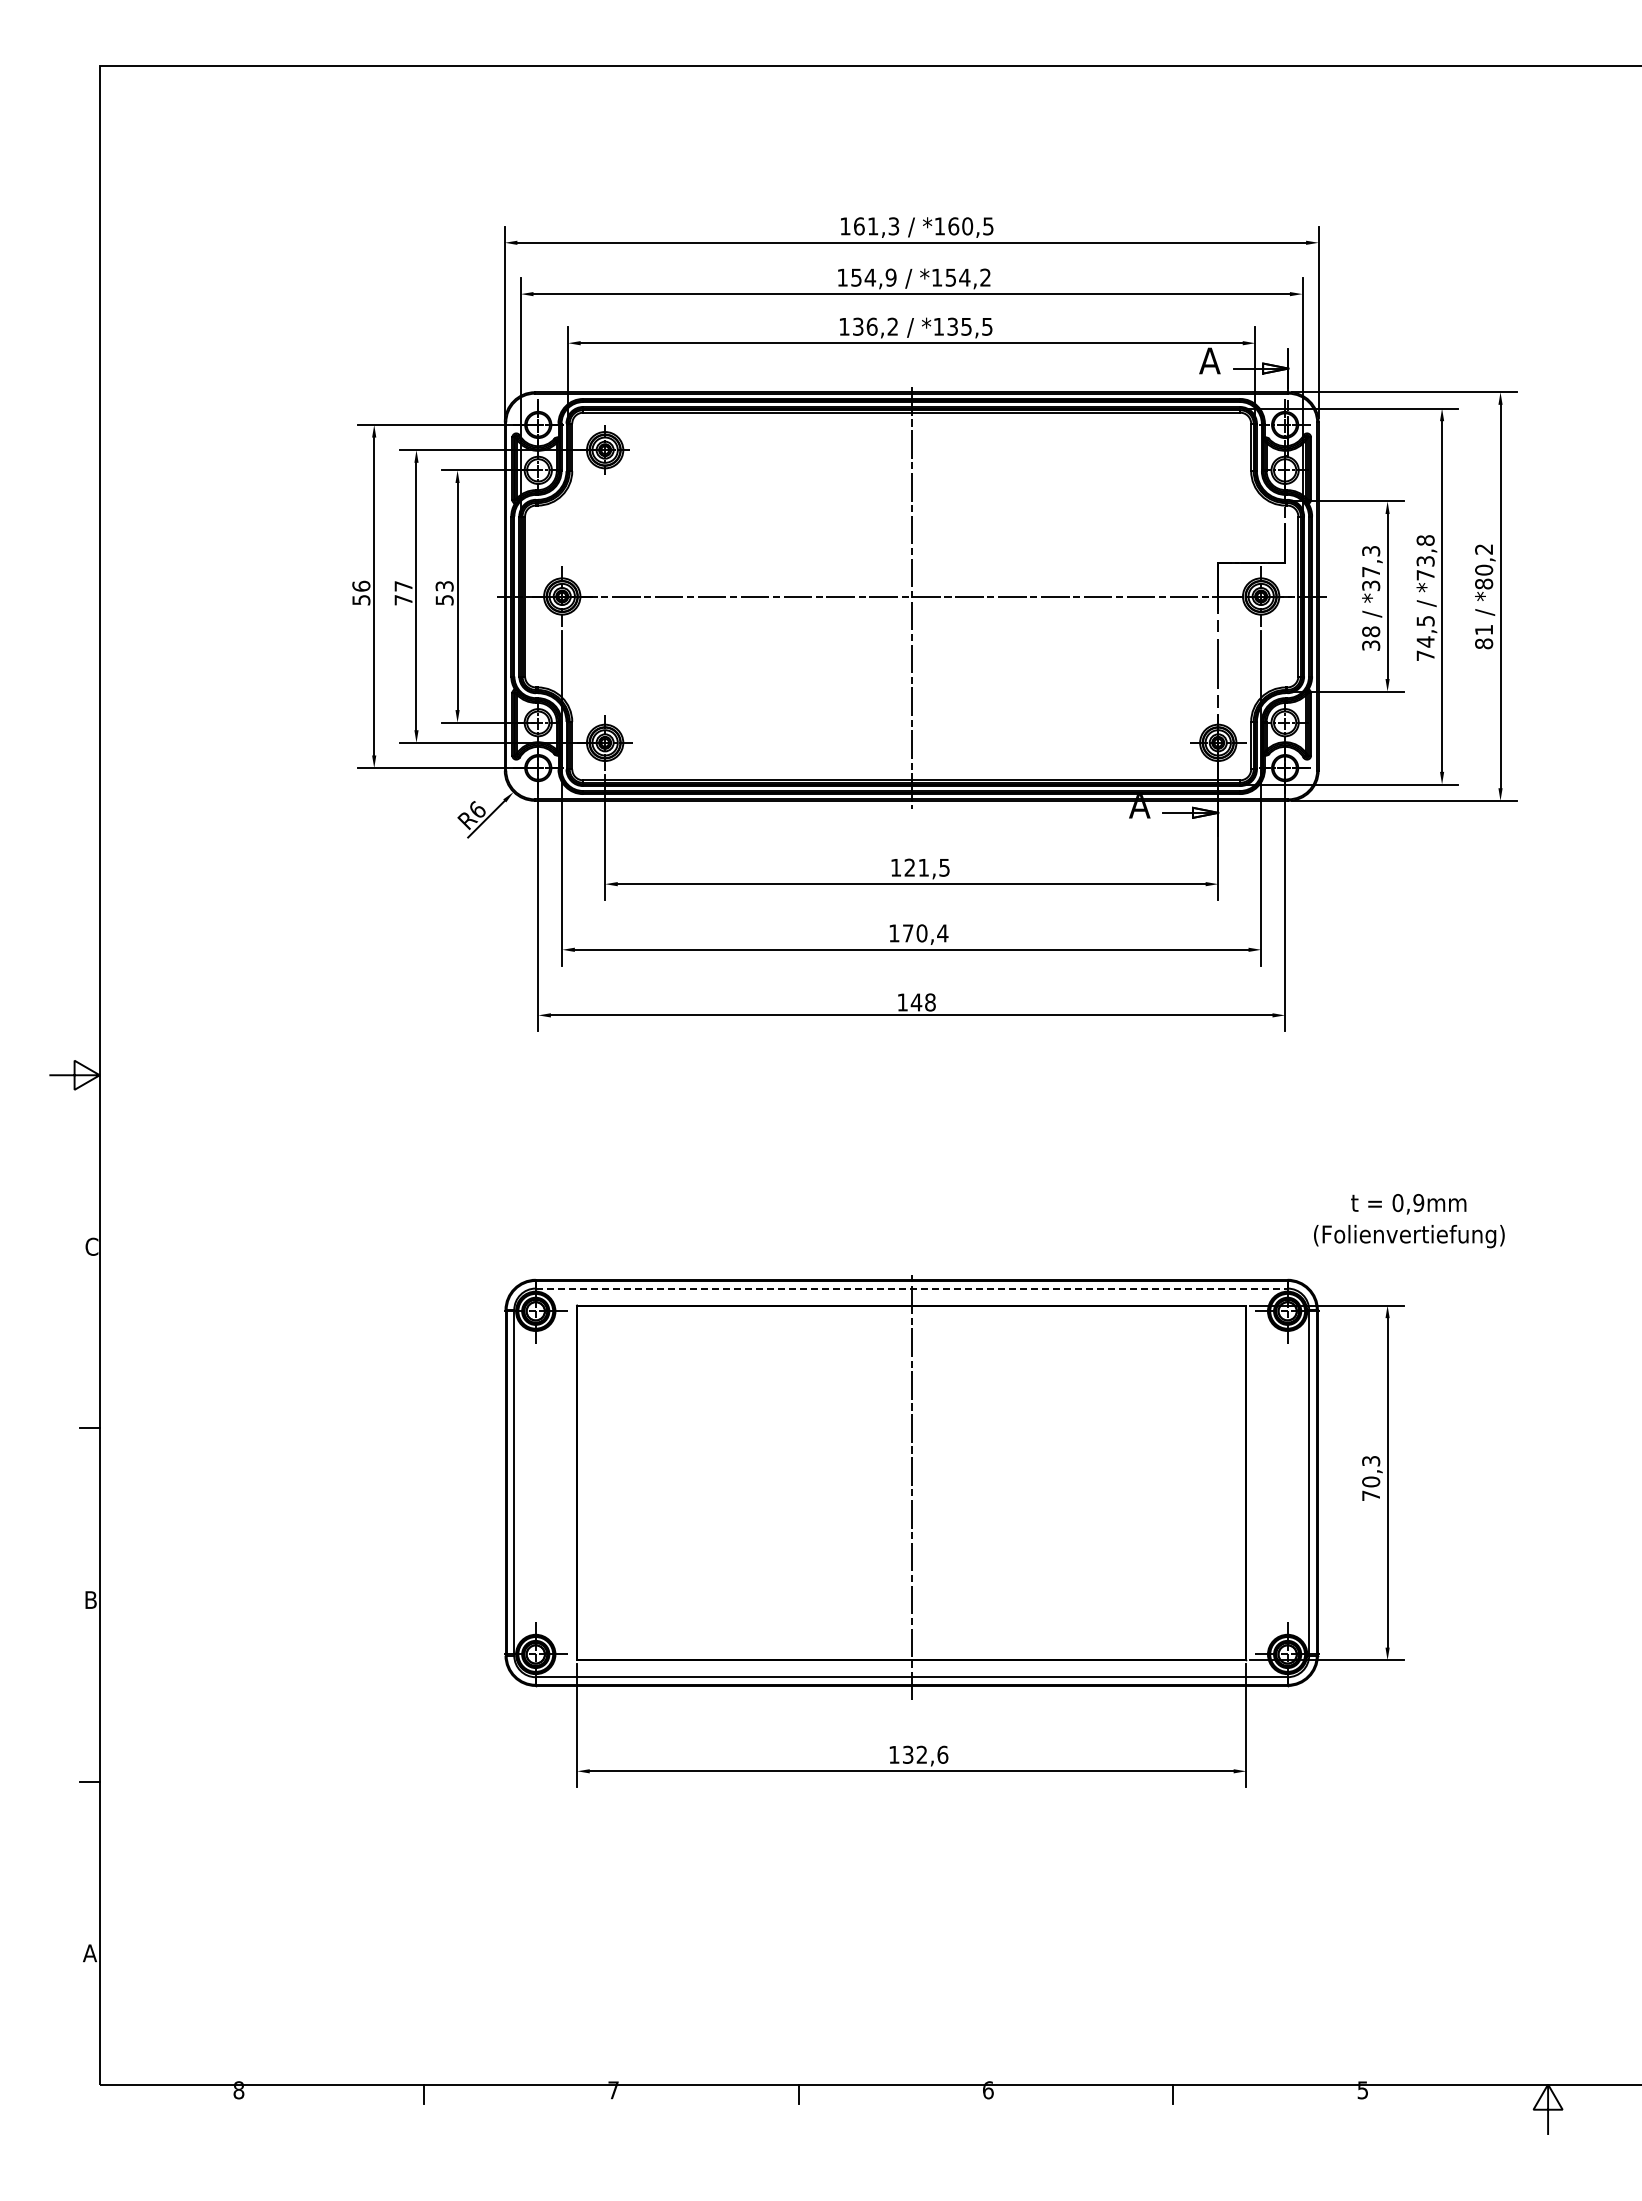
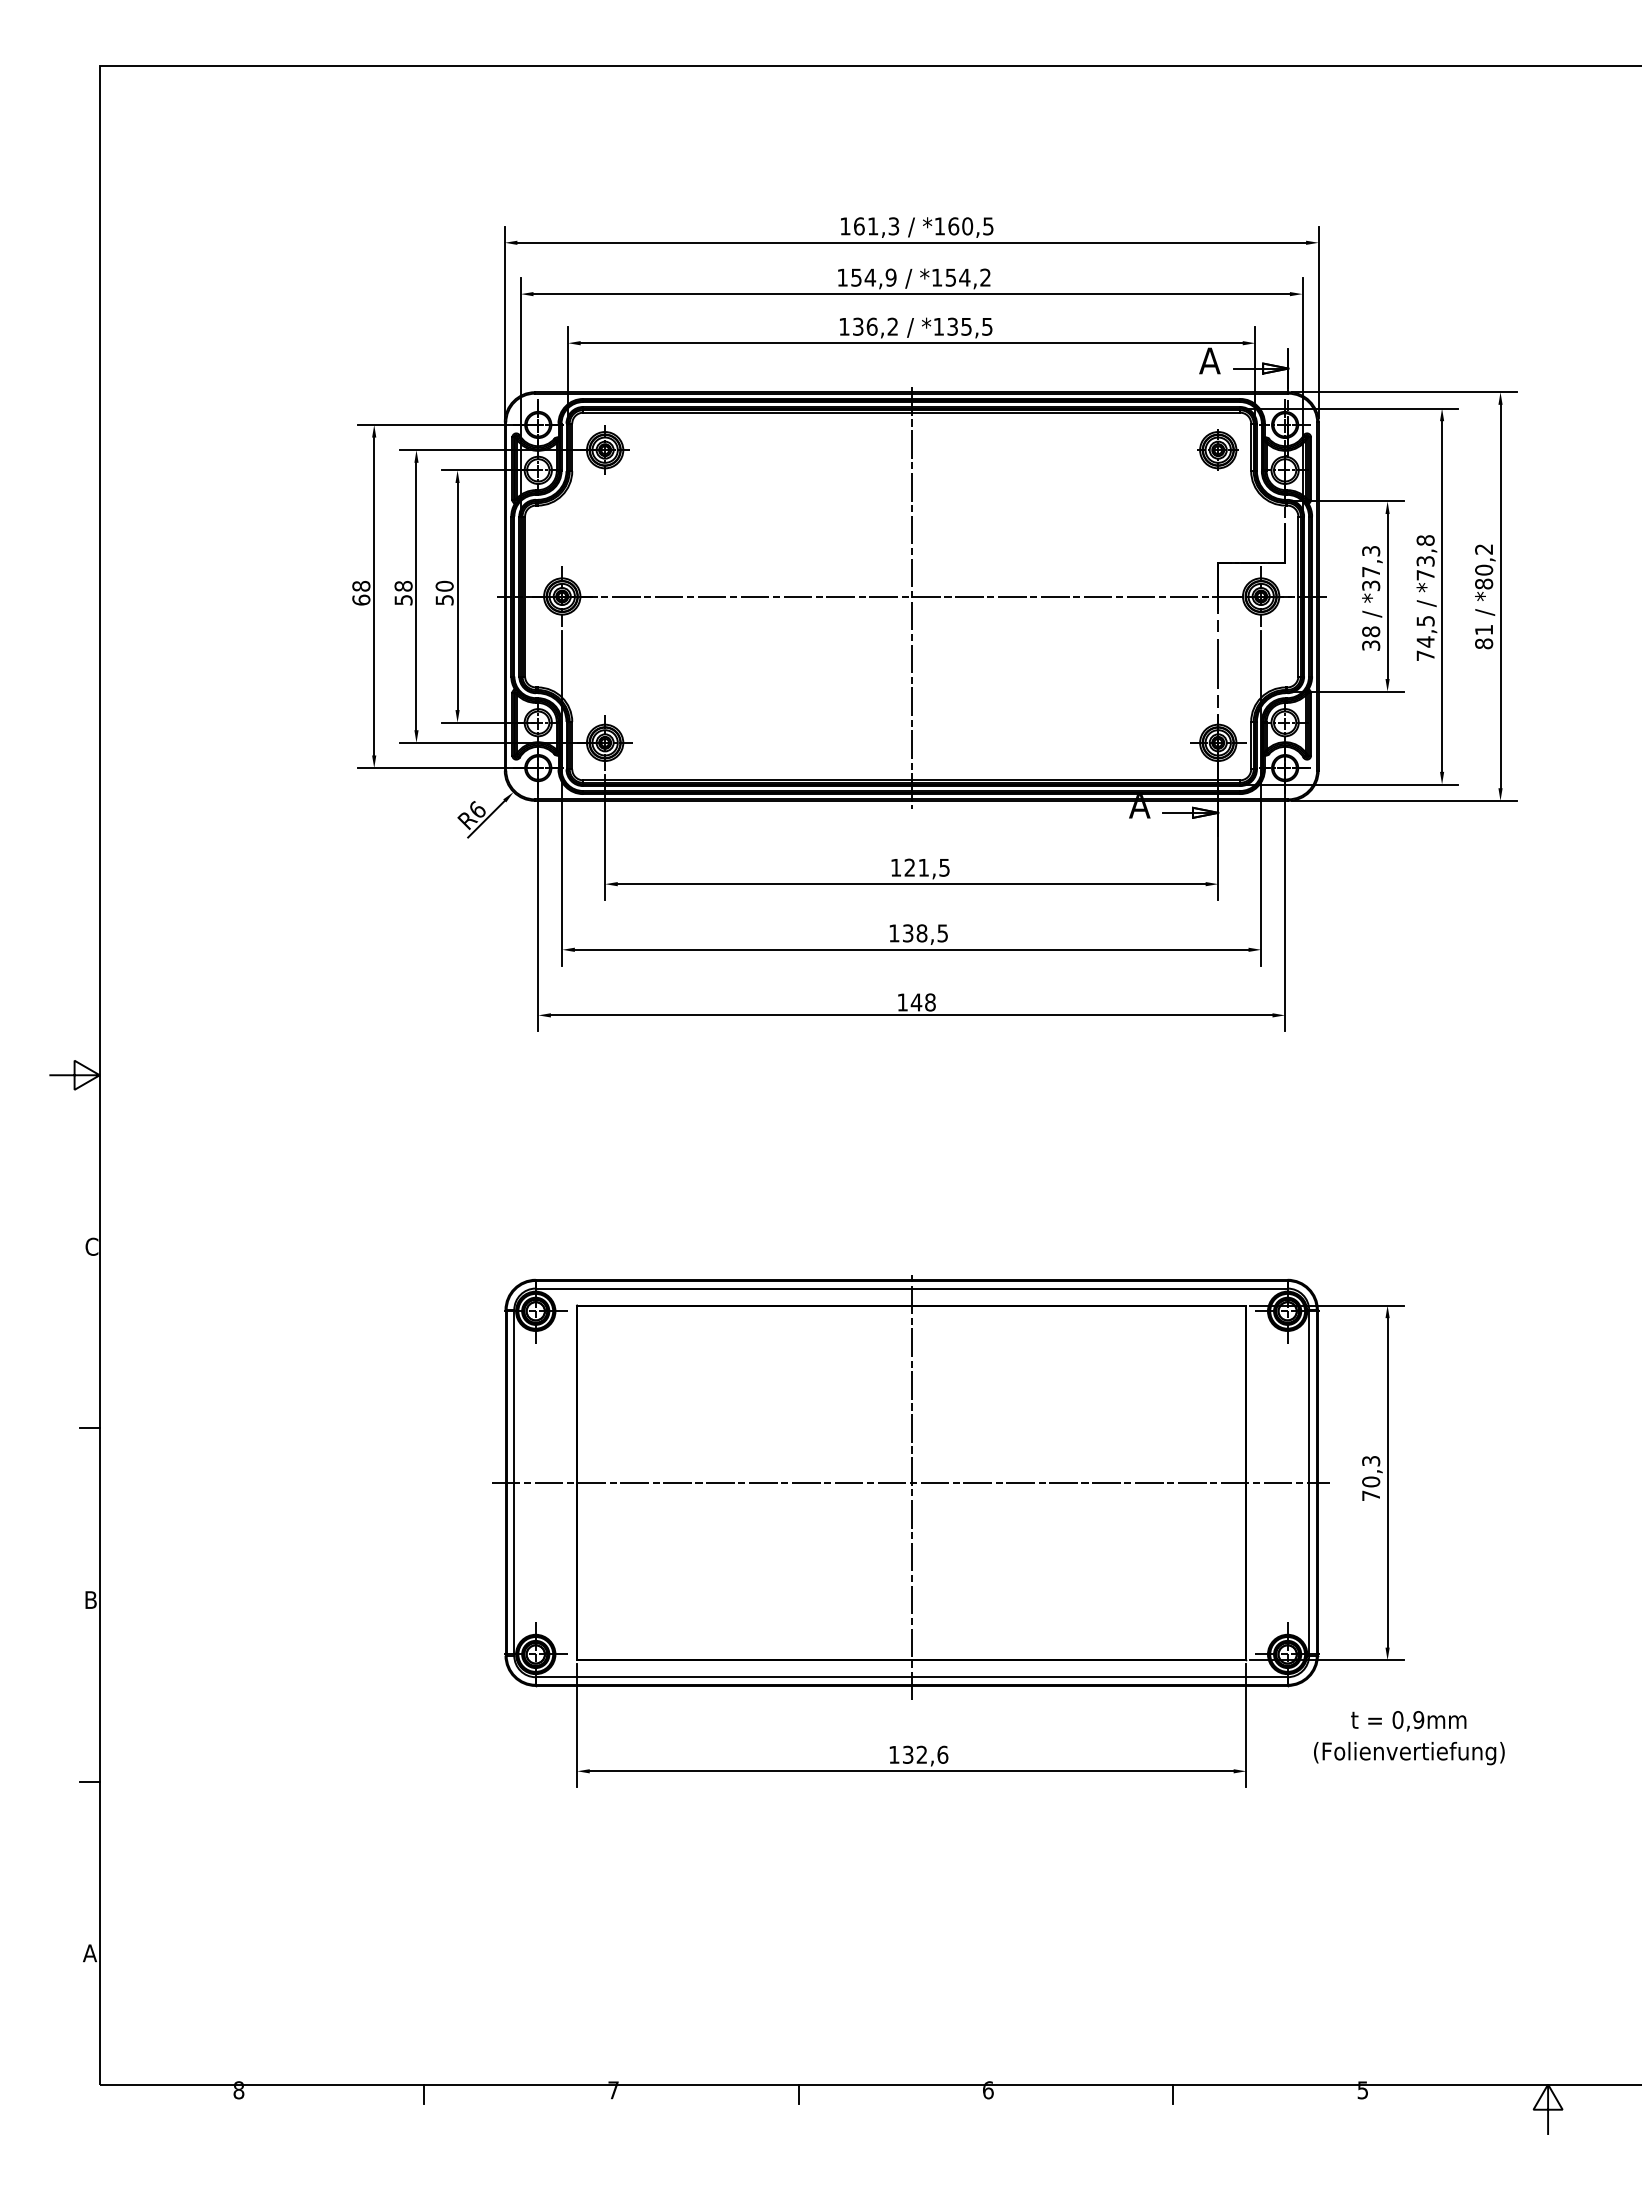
part: none -> present (1217, 449)
text: 53 -> 50 (444, 585)
text: 56 -> 68 (361, 592)
text: 77 -> 58 (403, 592)
text: 170,4 -> 138,5 (925, 933)
text position: (1409, 1221) -> (1409, 1738) (1409, 1738)
line: dashed -> solid (911, 1288)
line: none -> present (910, 1482)
